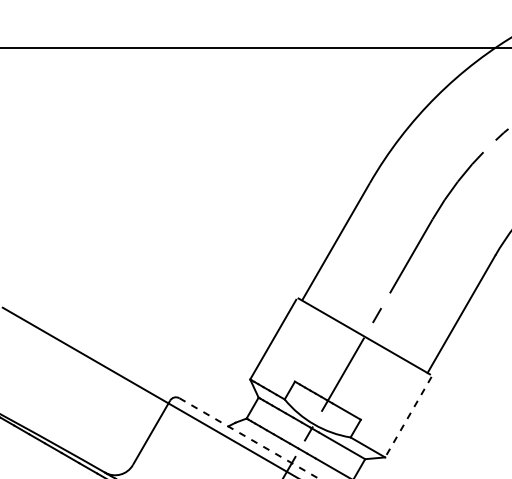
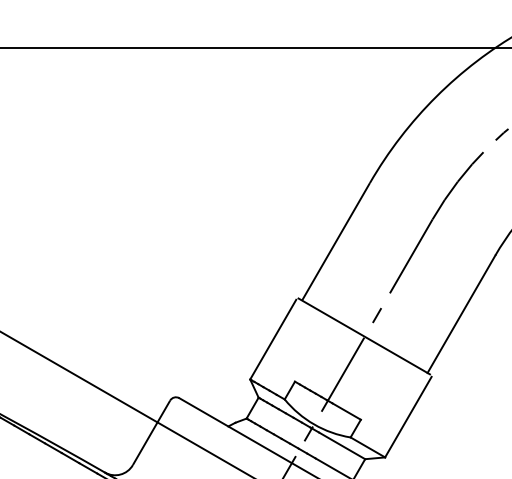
line position: (147, 391) -> (125, 403) (125, 403)
line: dashed -> solid (408, 417)
line: dashed -> solid (249, 438)
